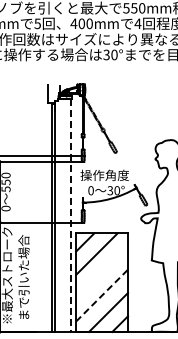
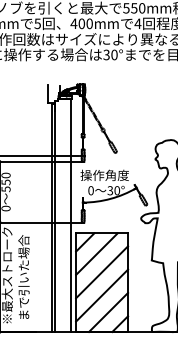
line: dashed -> solid (70, 215)
line: none -> present (102, 272)
line: dashed -> solid (102, 295)
